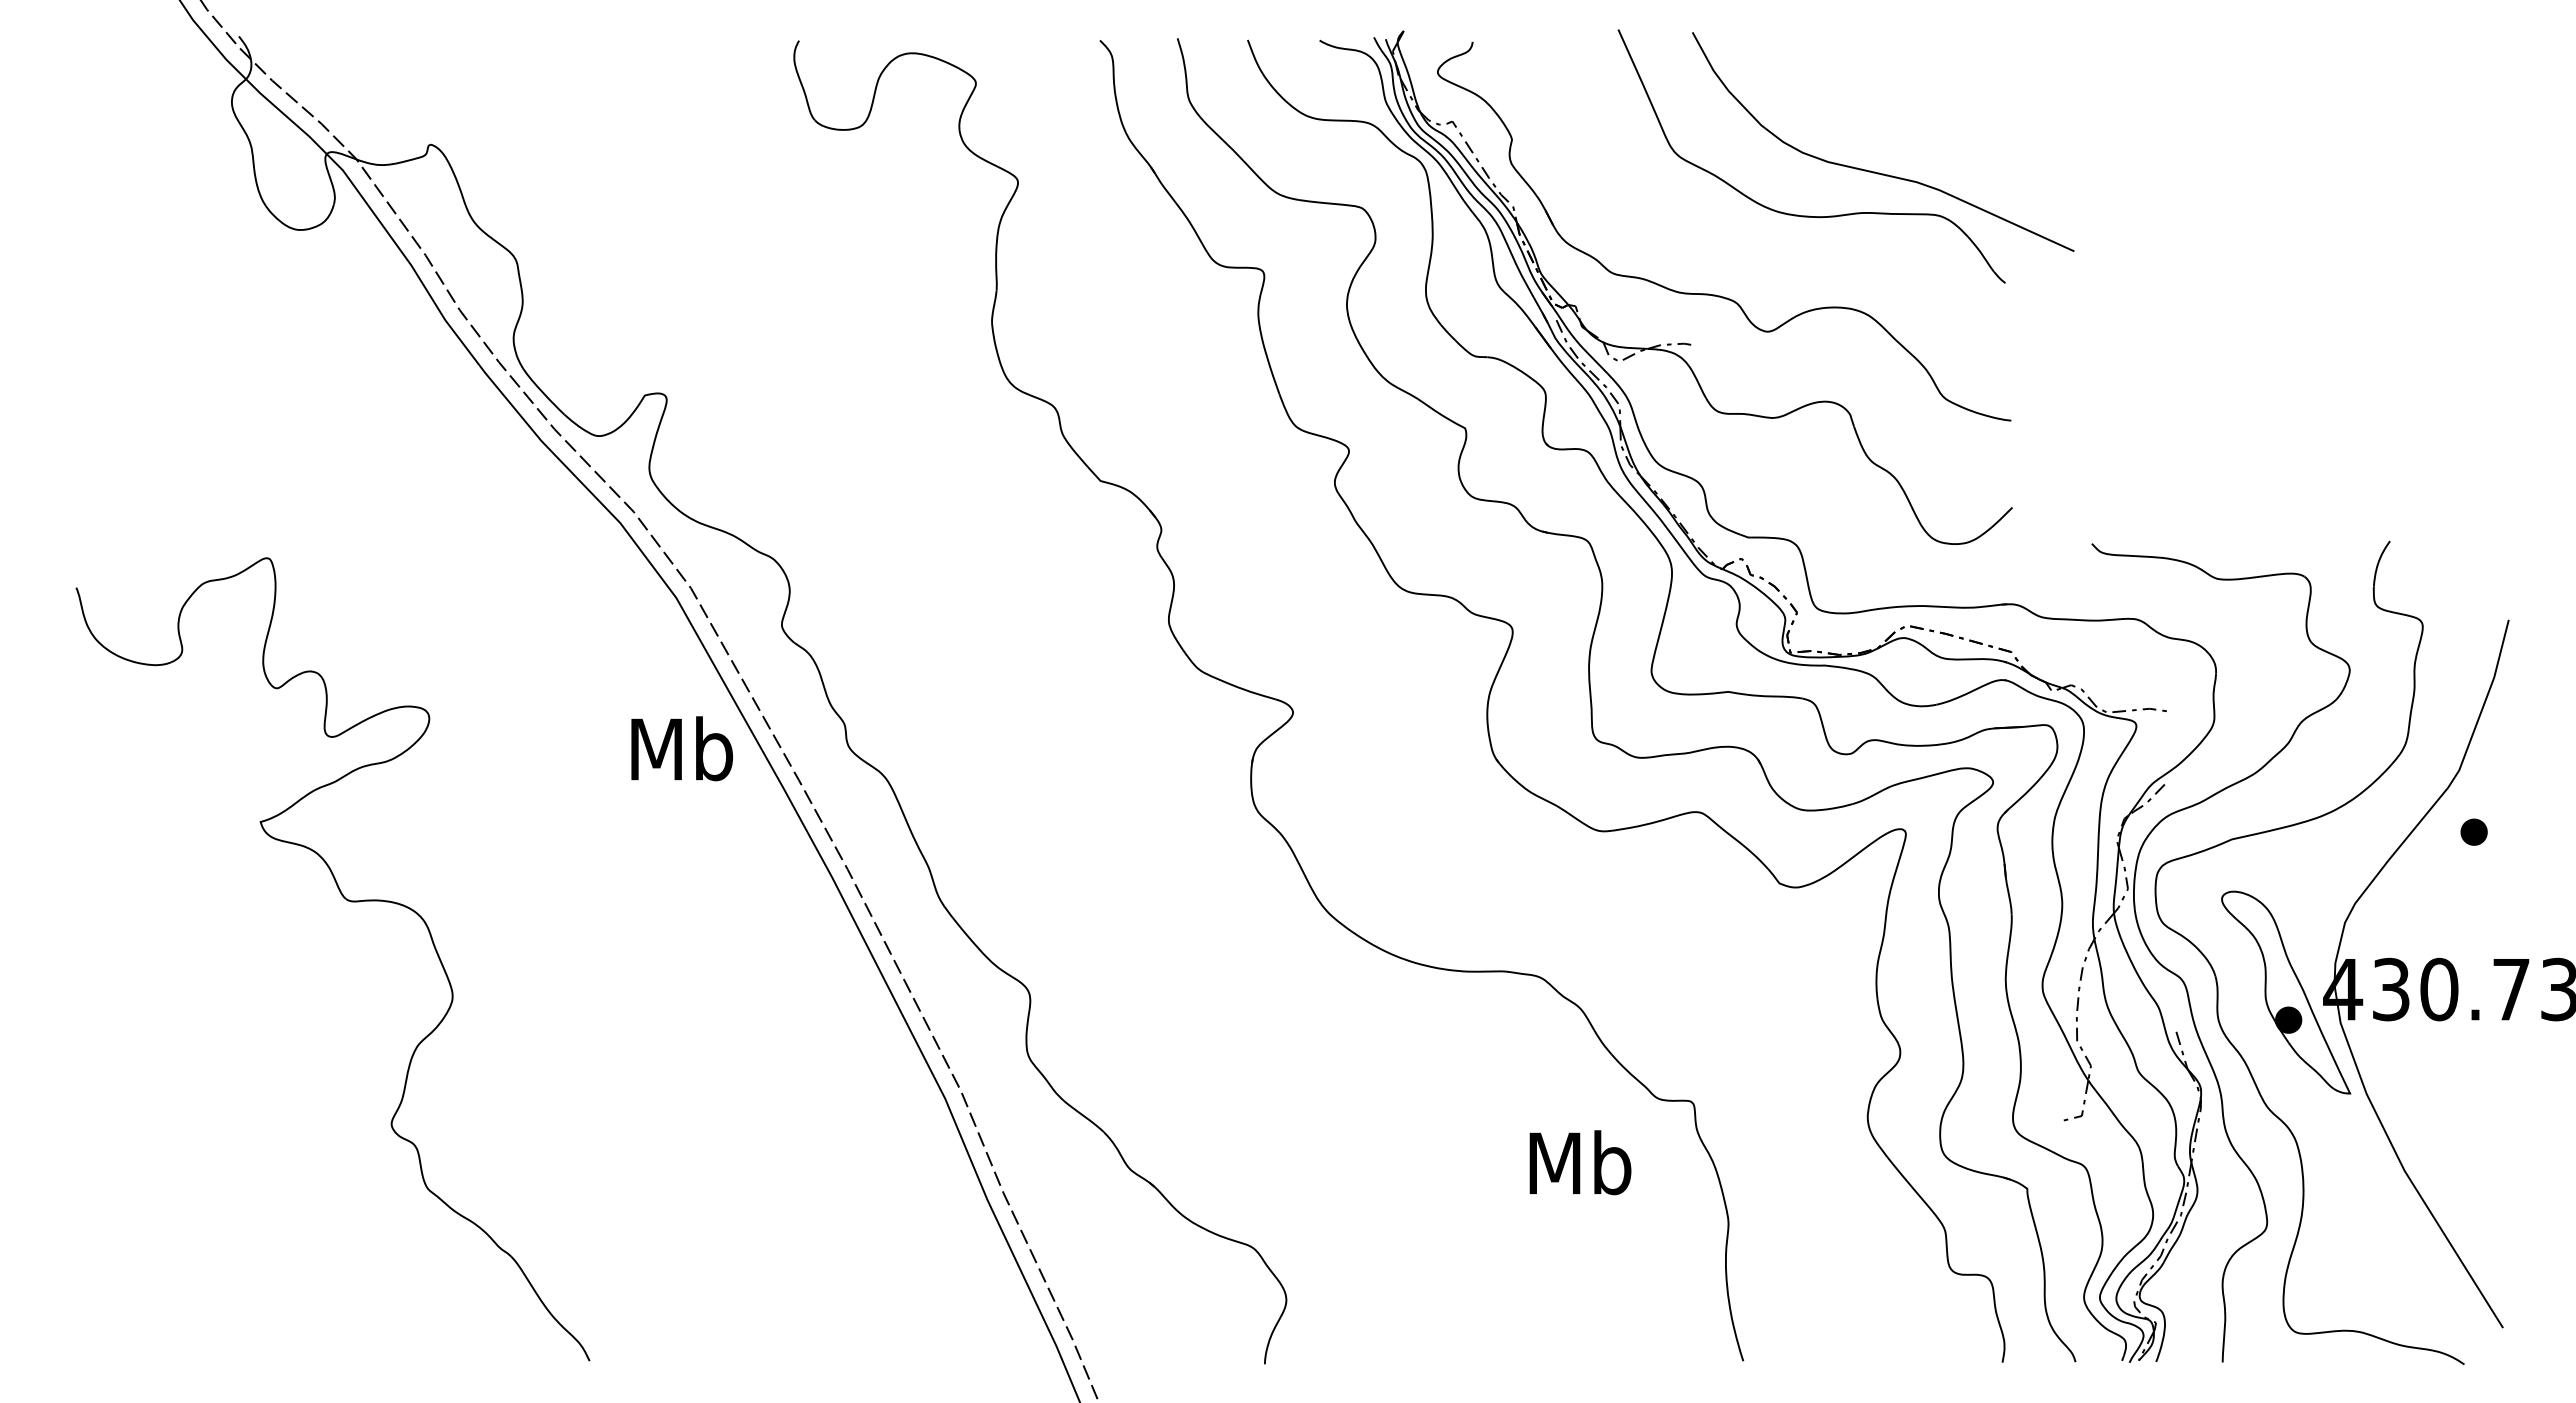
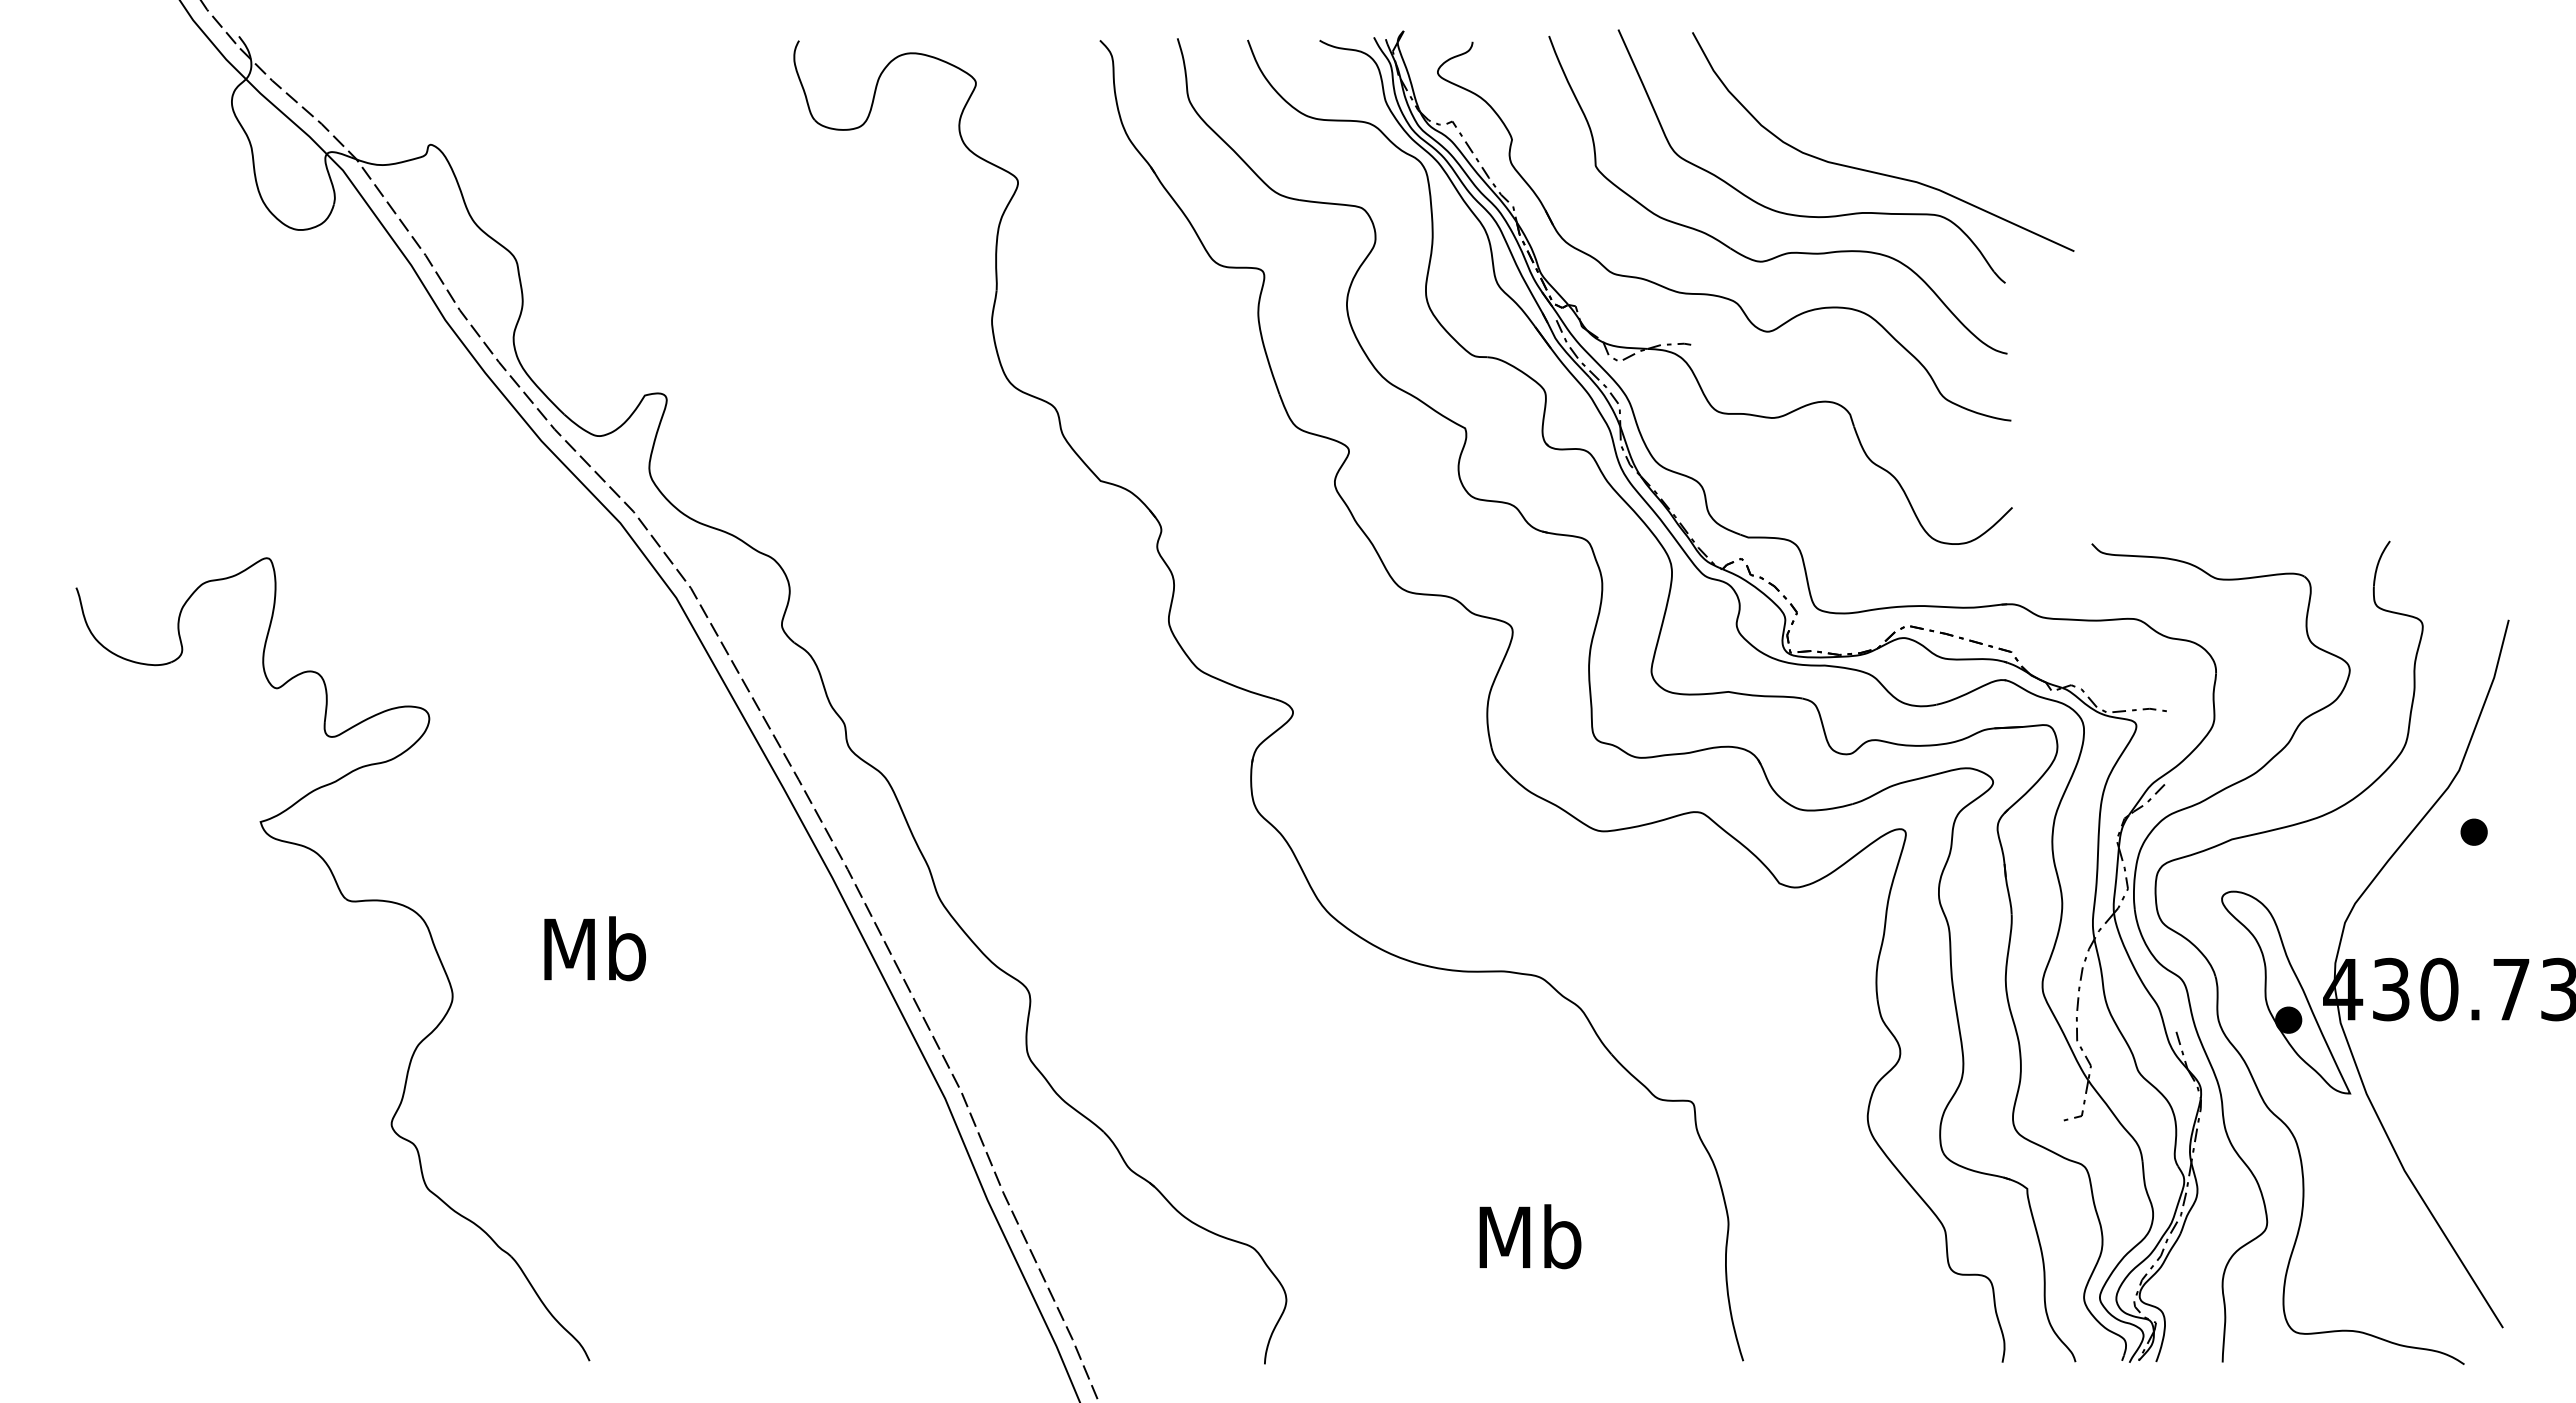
part: none -> present (1786, 252)
text position: (681, 748) -> (594, 948) (594, 948)
text position: (1580, 1162) -> (1530, 1236) (1530, 1236)
